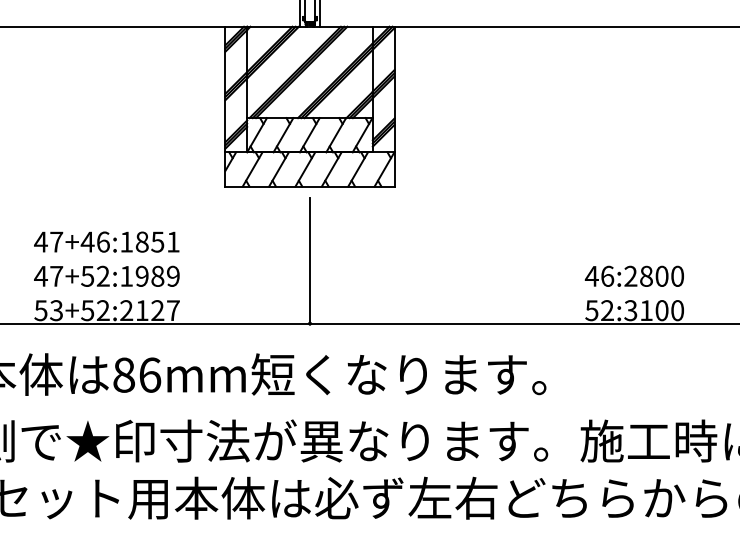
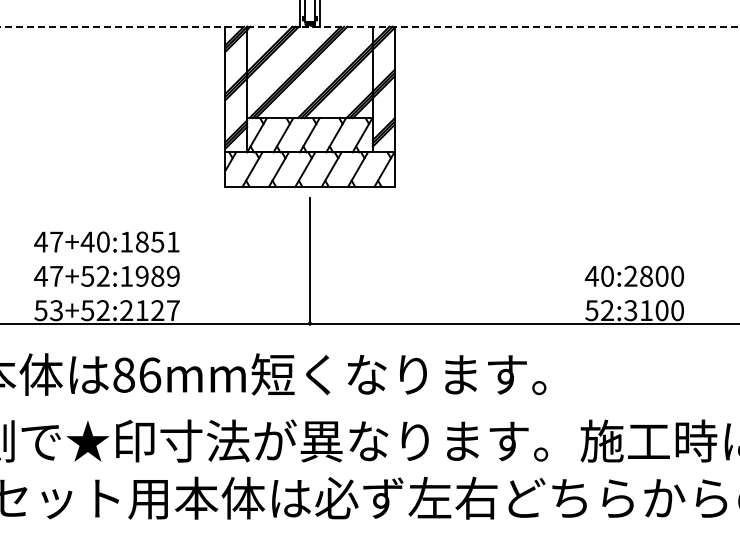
line: solid -> dashed (370, 26)
text: 47+46:1851 -> 47+40:1851 (103, 241)
text: 46:2800 -> 40:2800 (607, 275)
